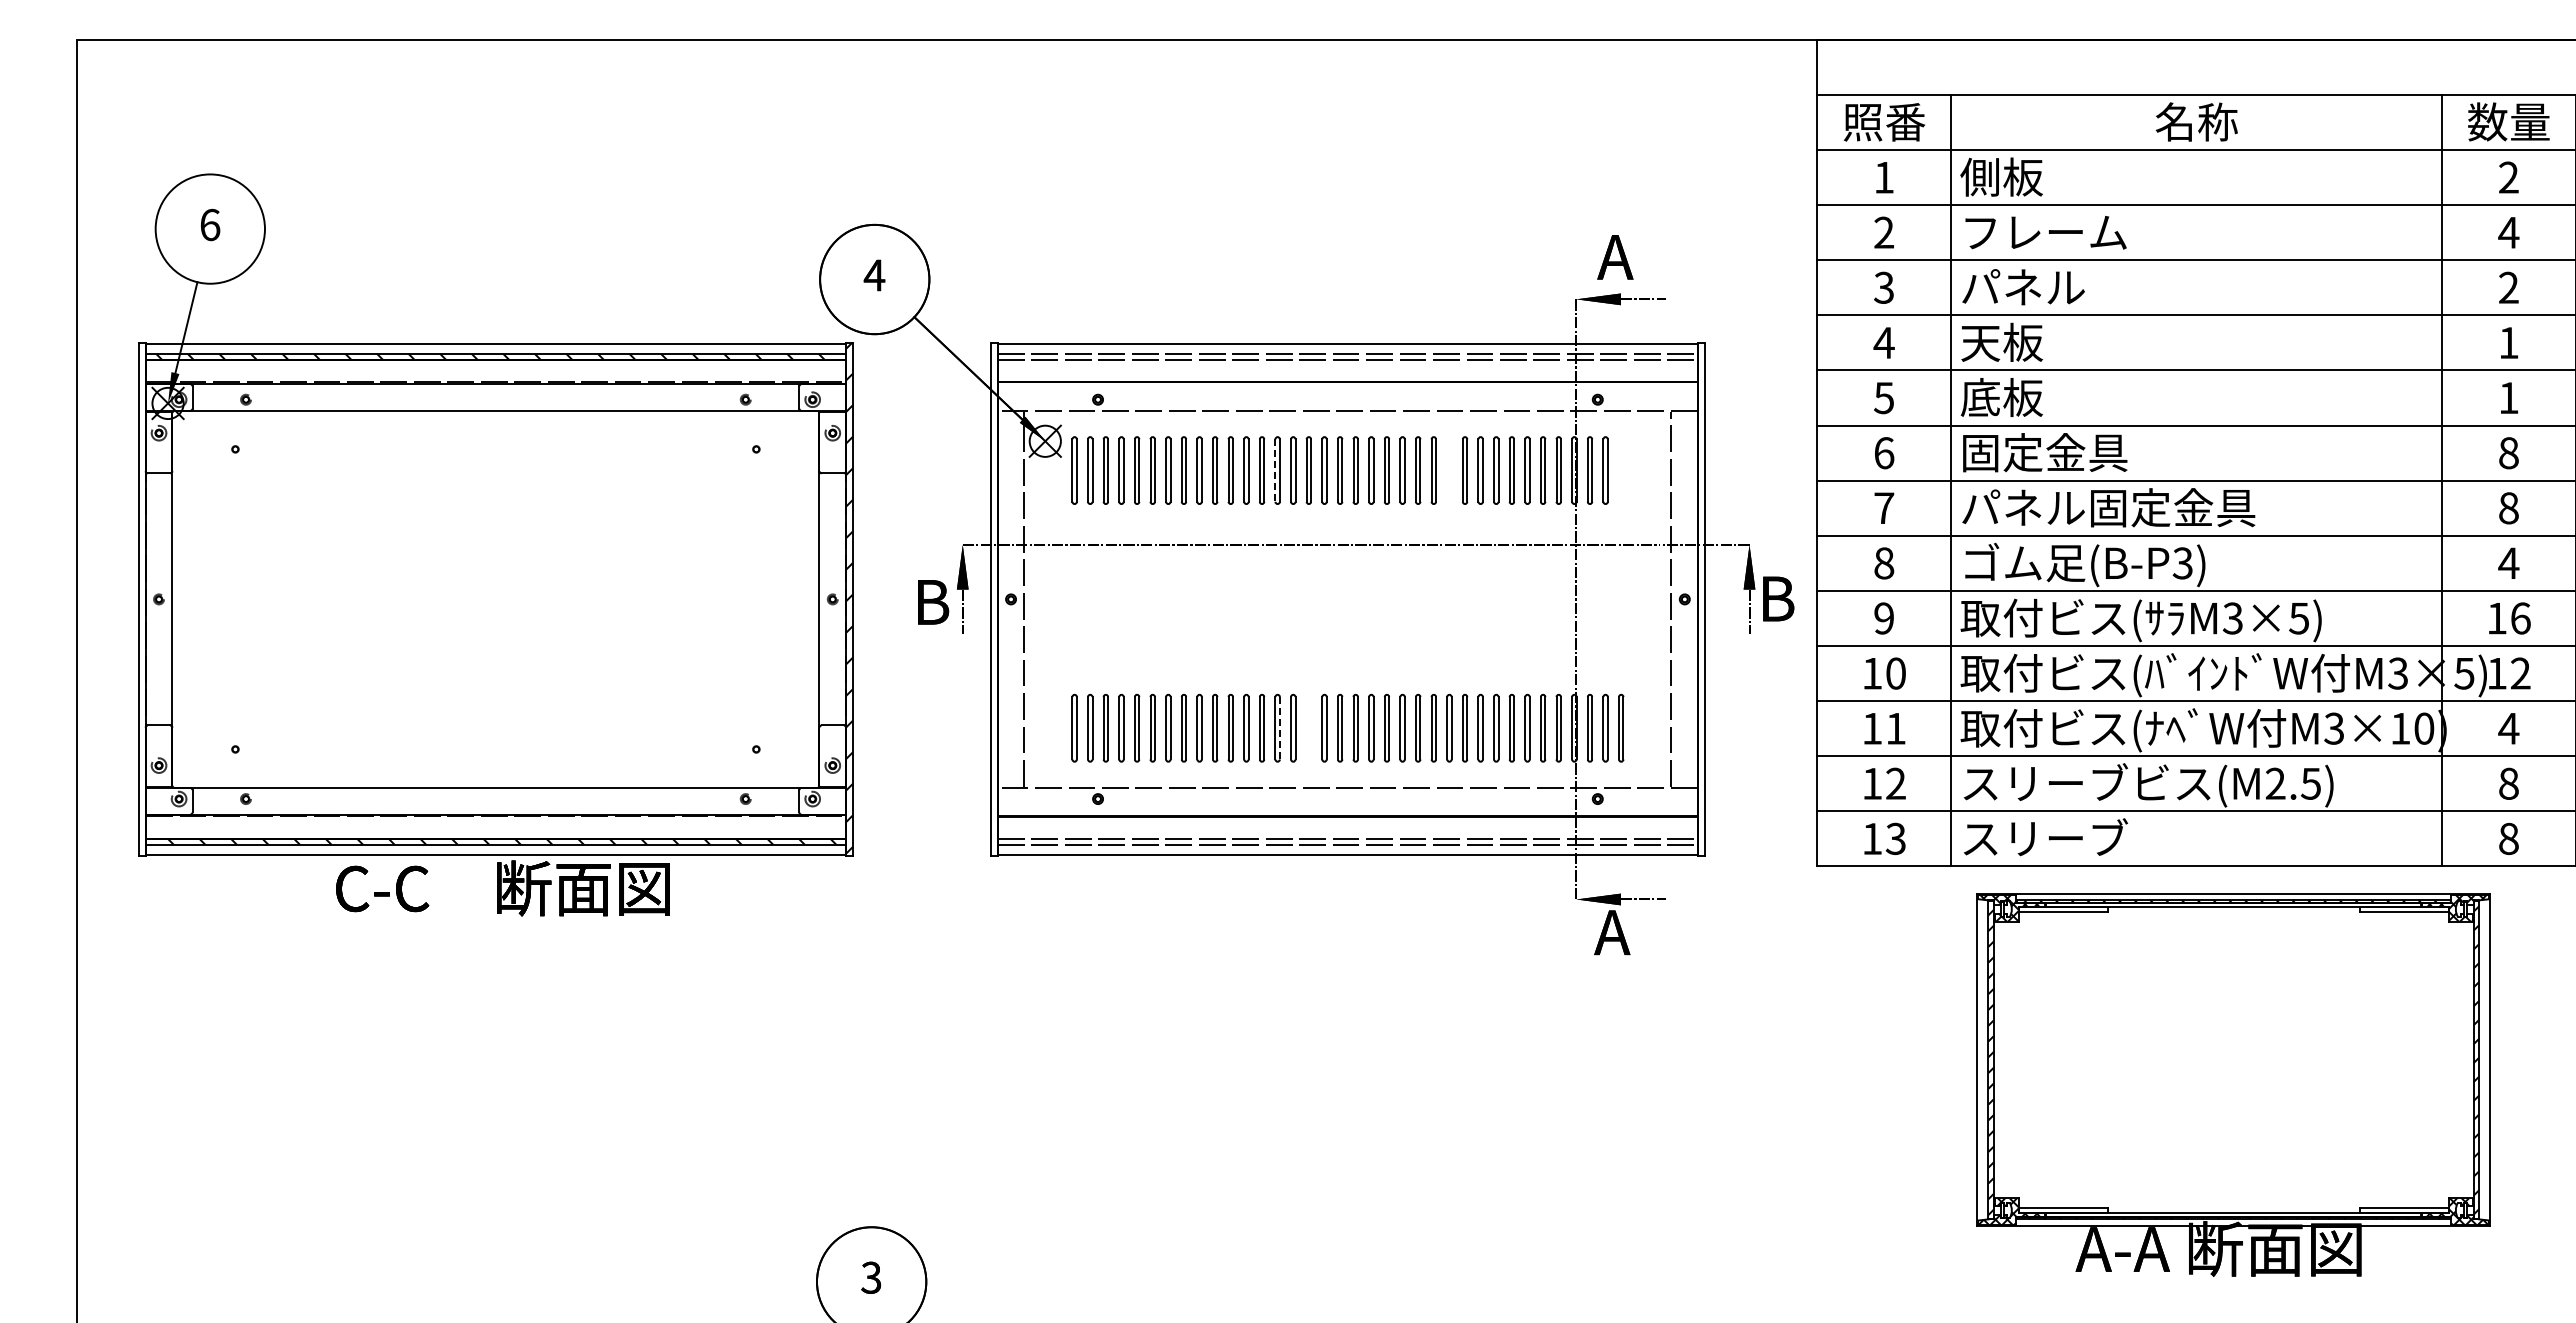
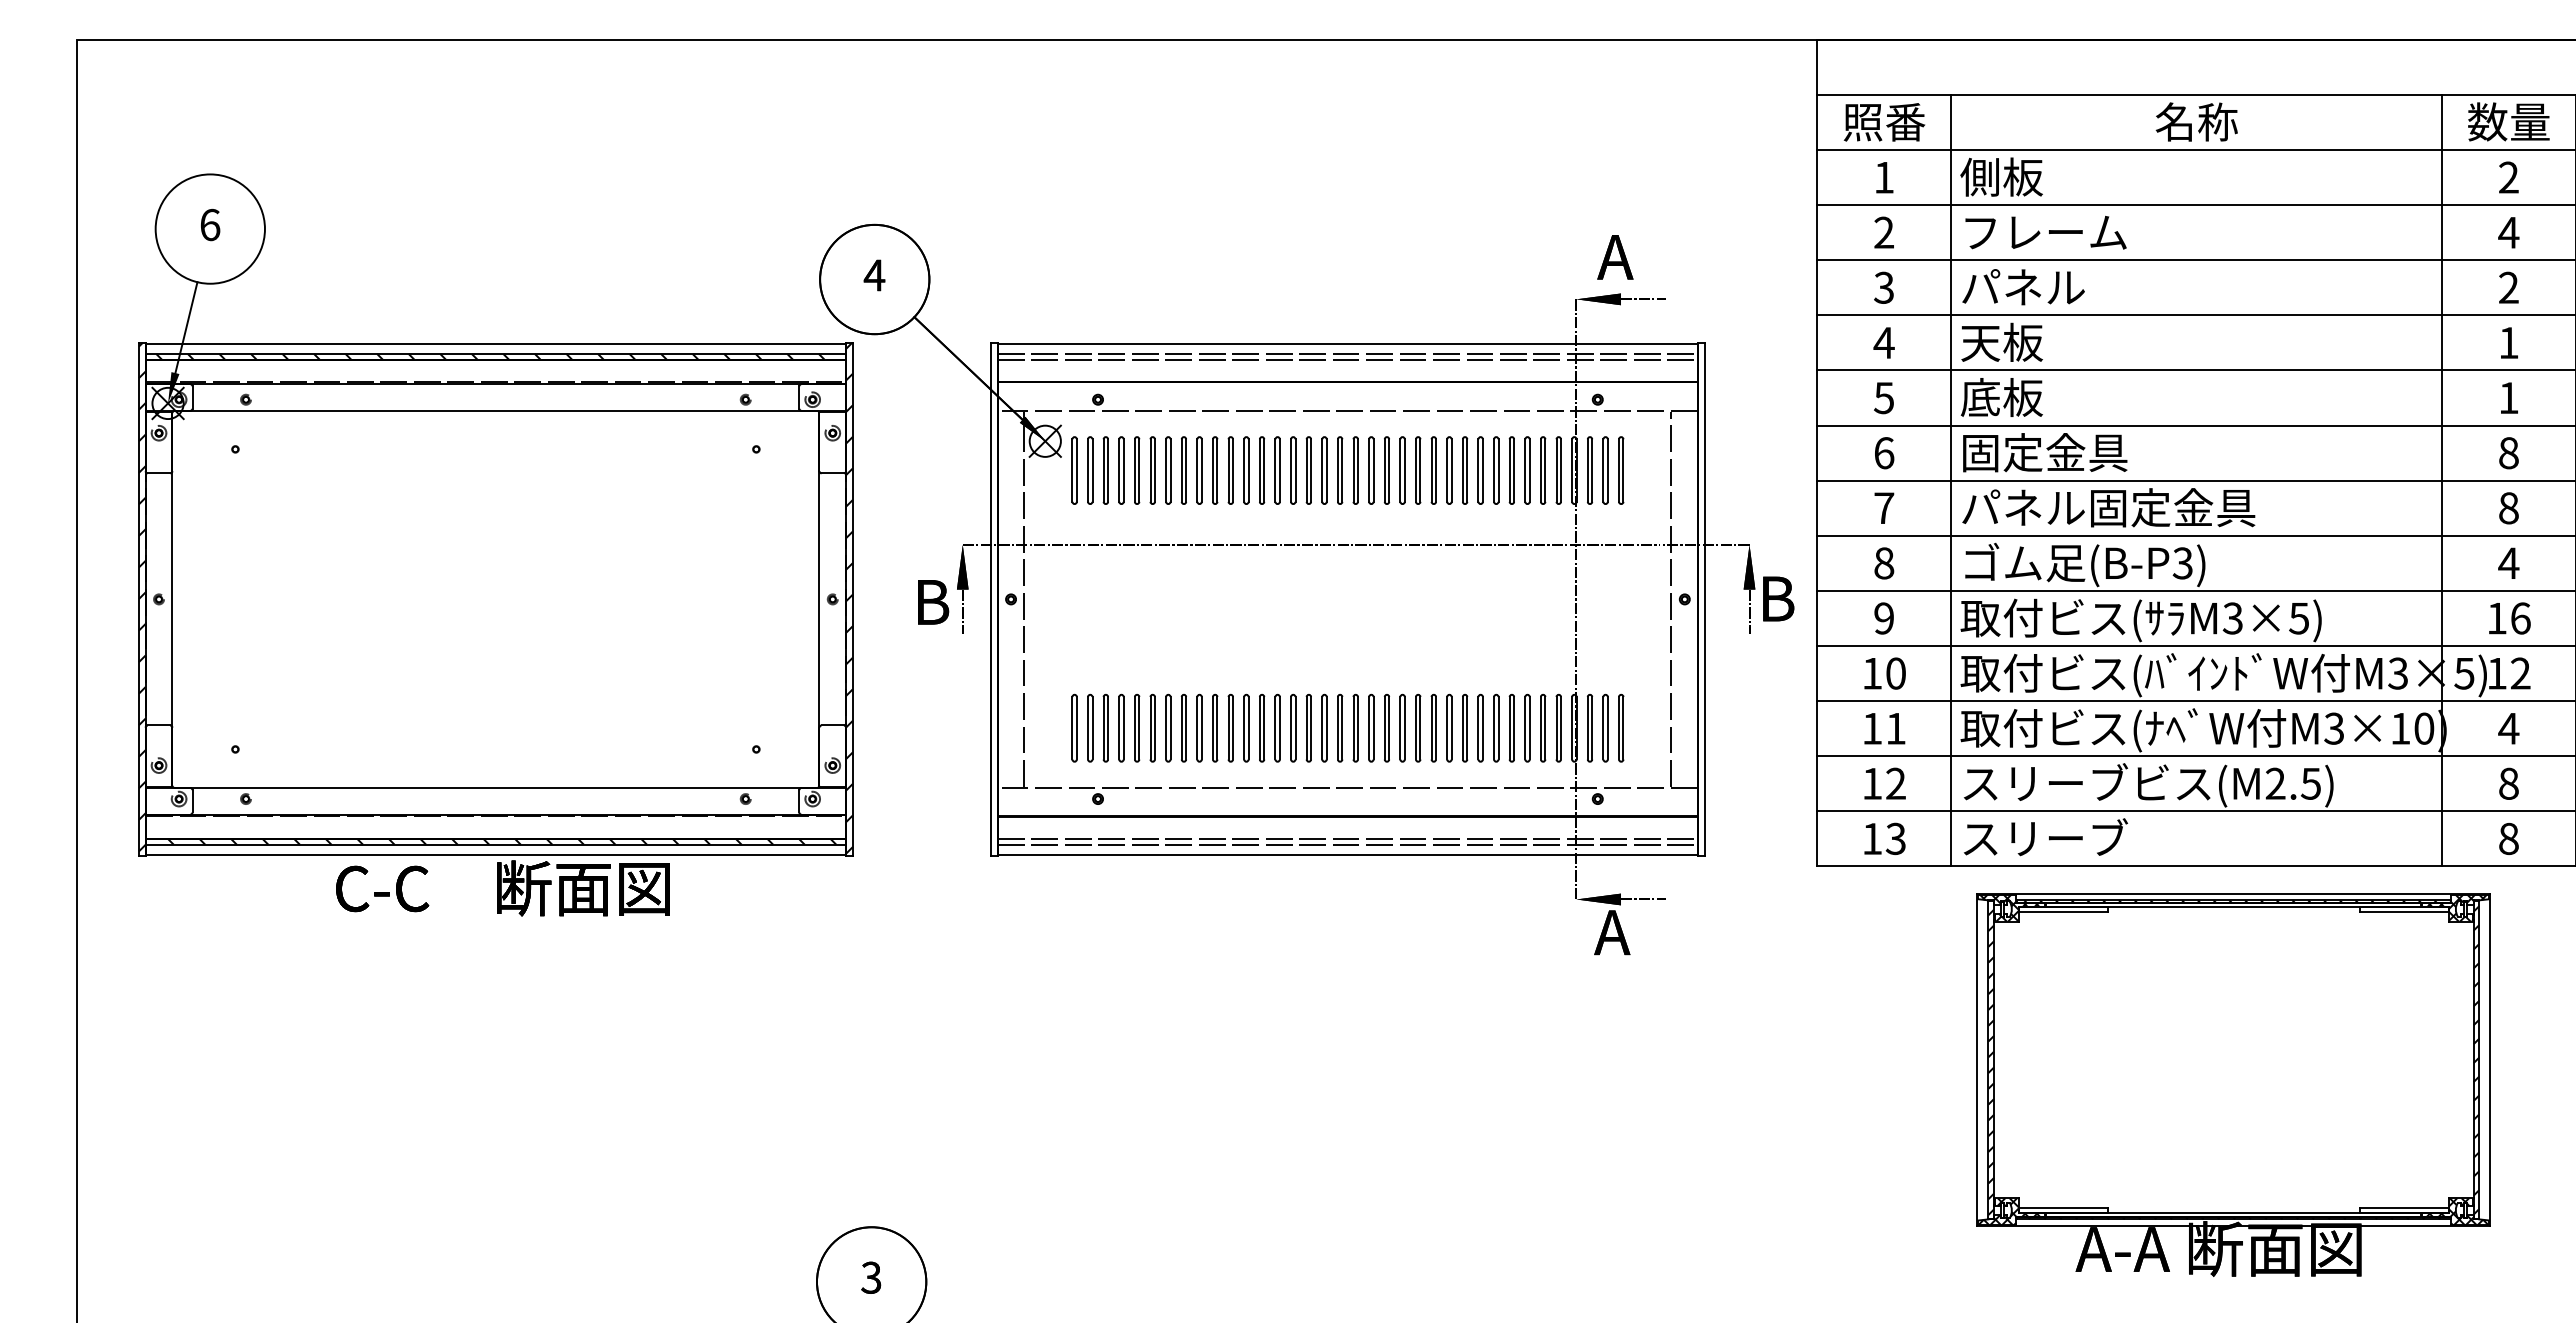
part: none -> present (1449, 470)
part: none -> present (1621, 470)
line: dashed -> solid (1275, 471)
hatch: none -> present (141, 596)
line: dashed -> solid (1279, 727)
part: none -> present (1308, 728)
